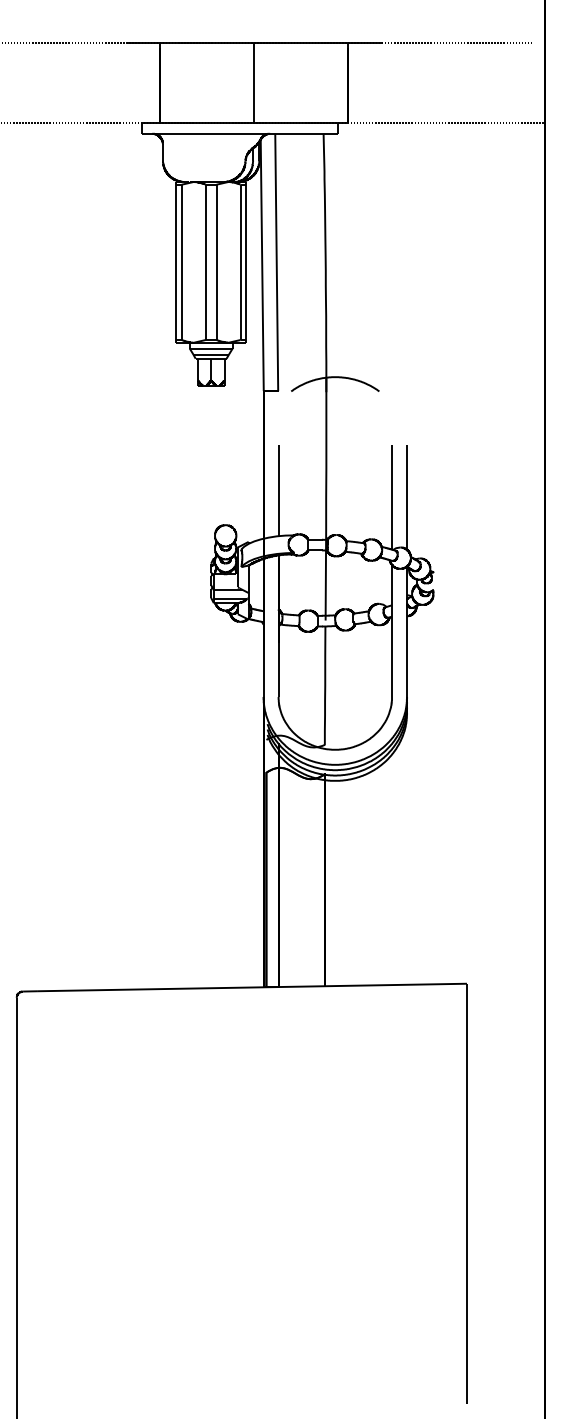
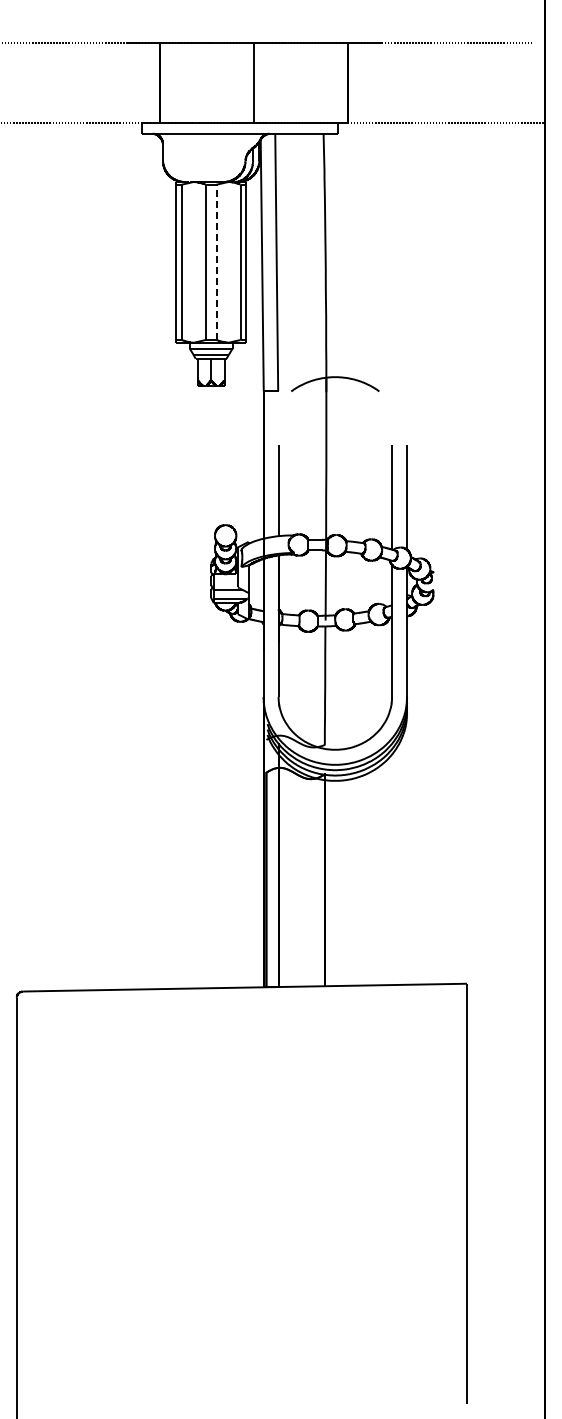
line: solid -> dashed (216, 262)
